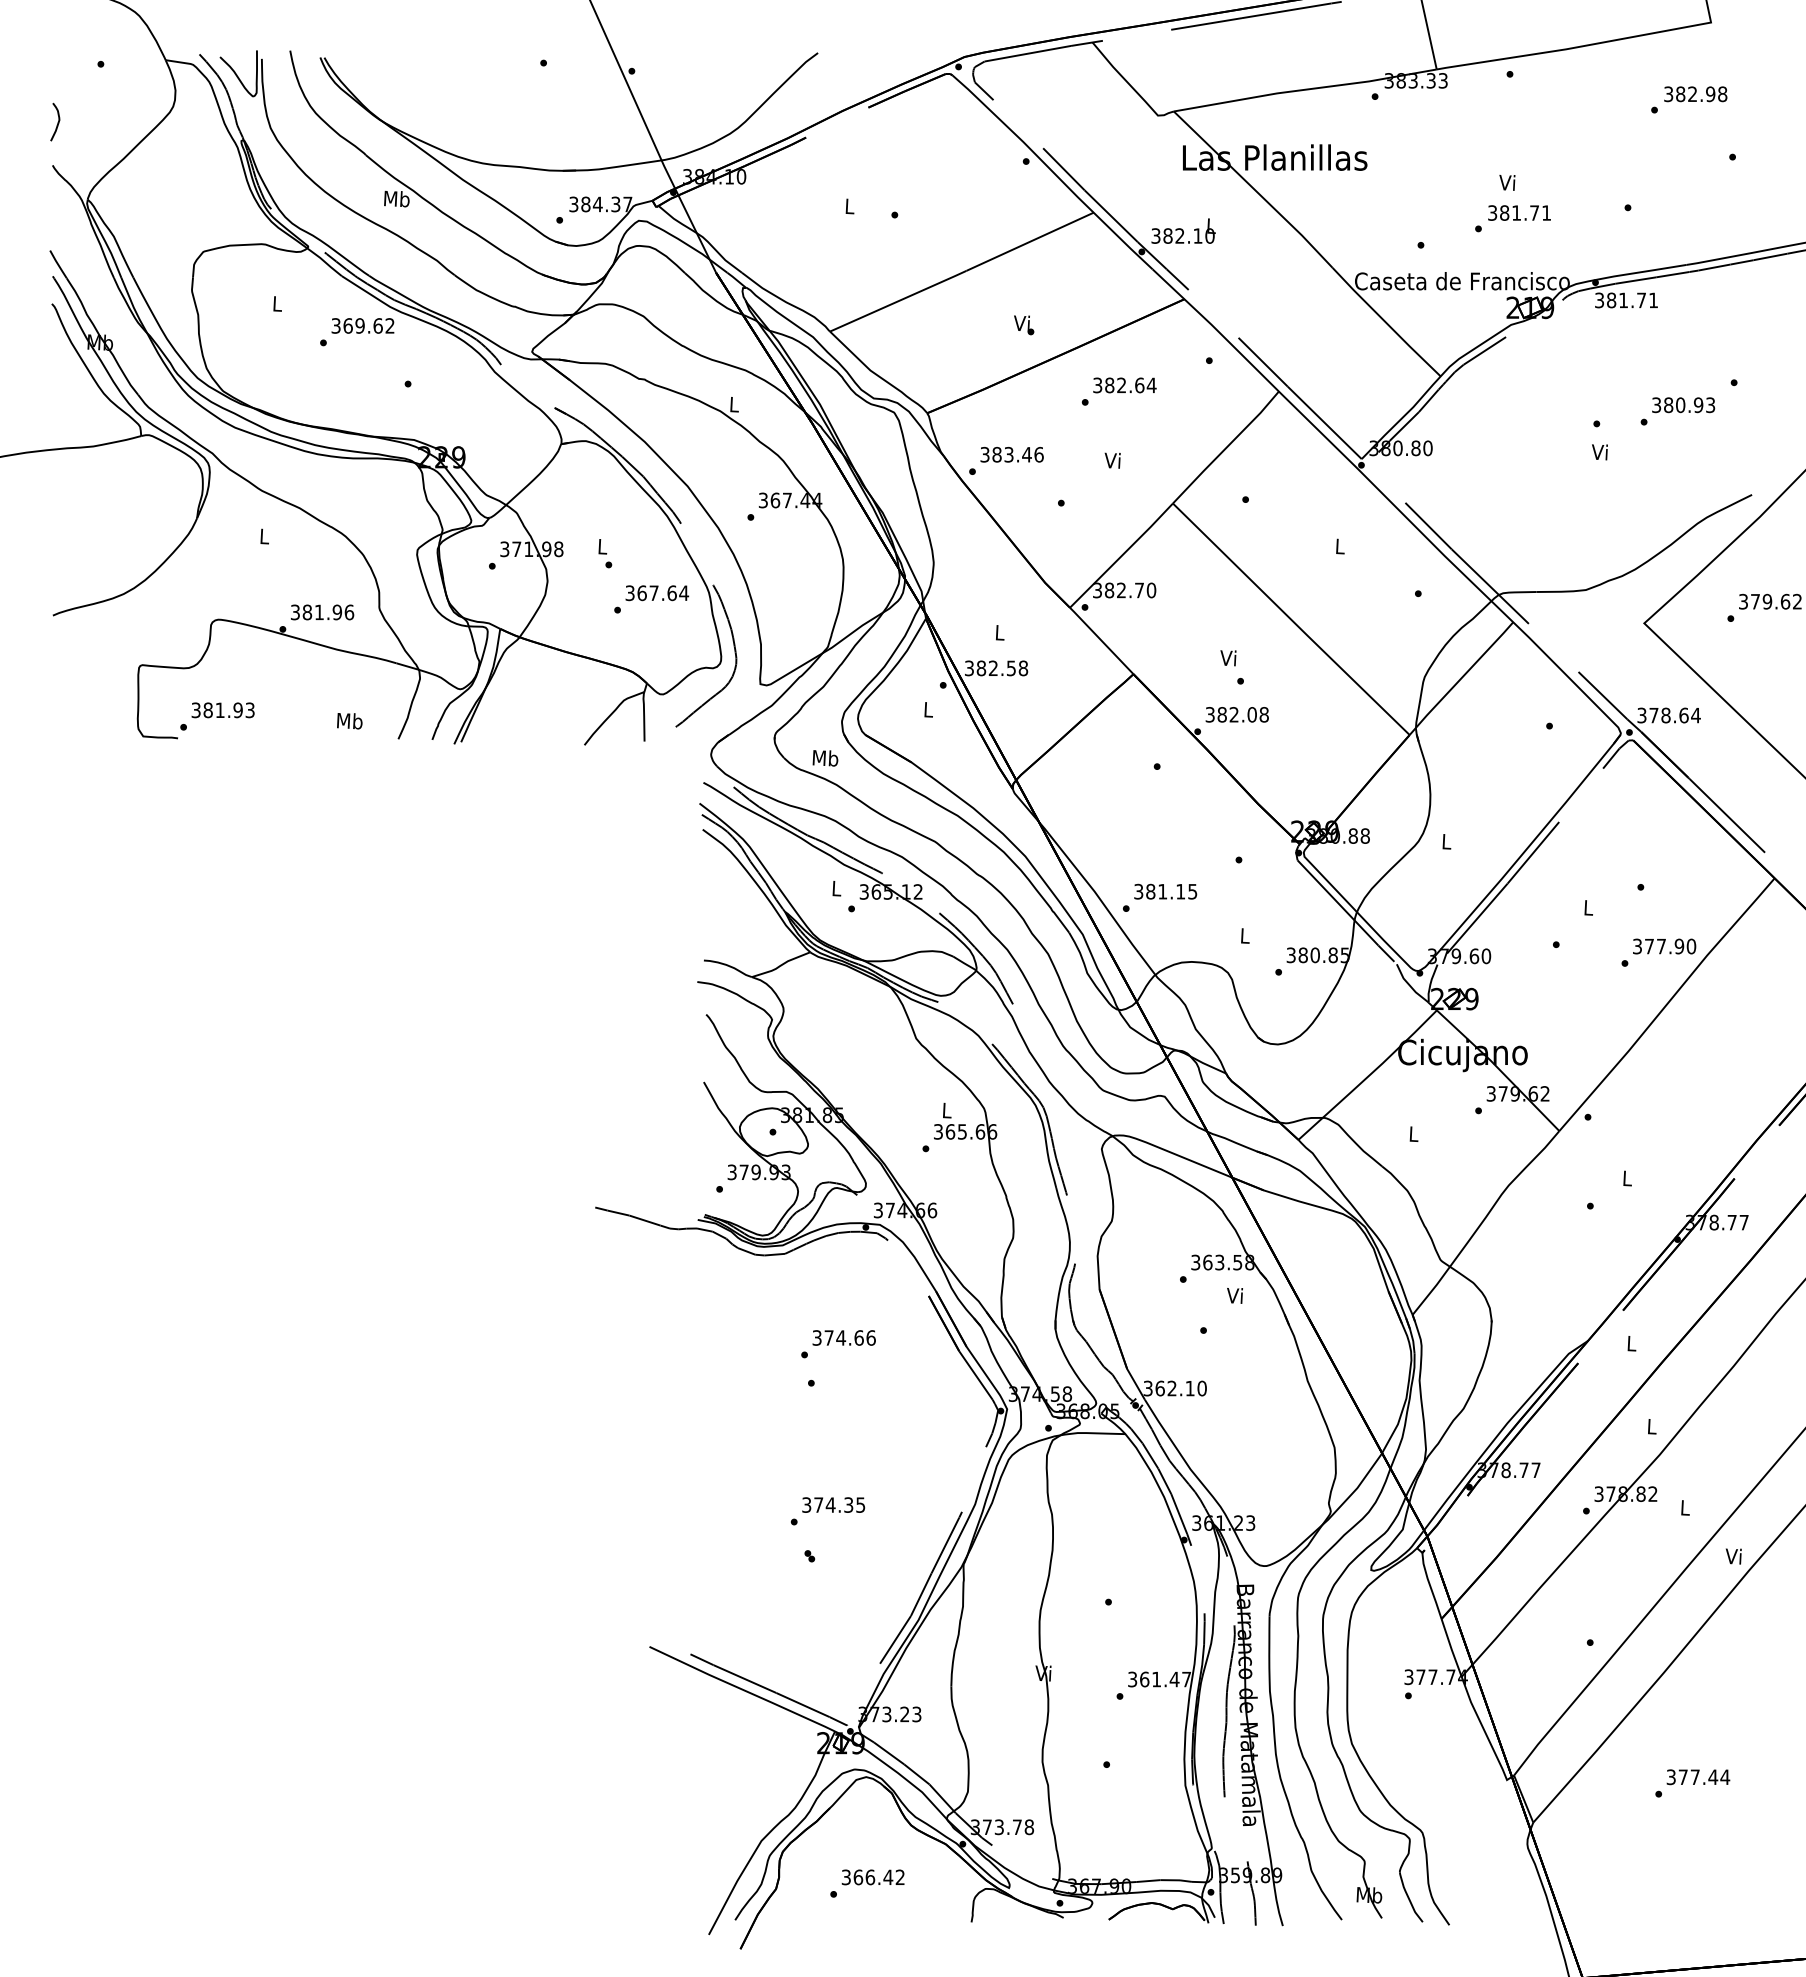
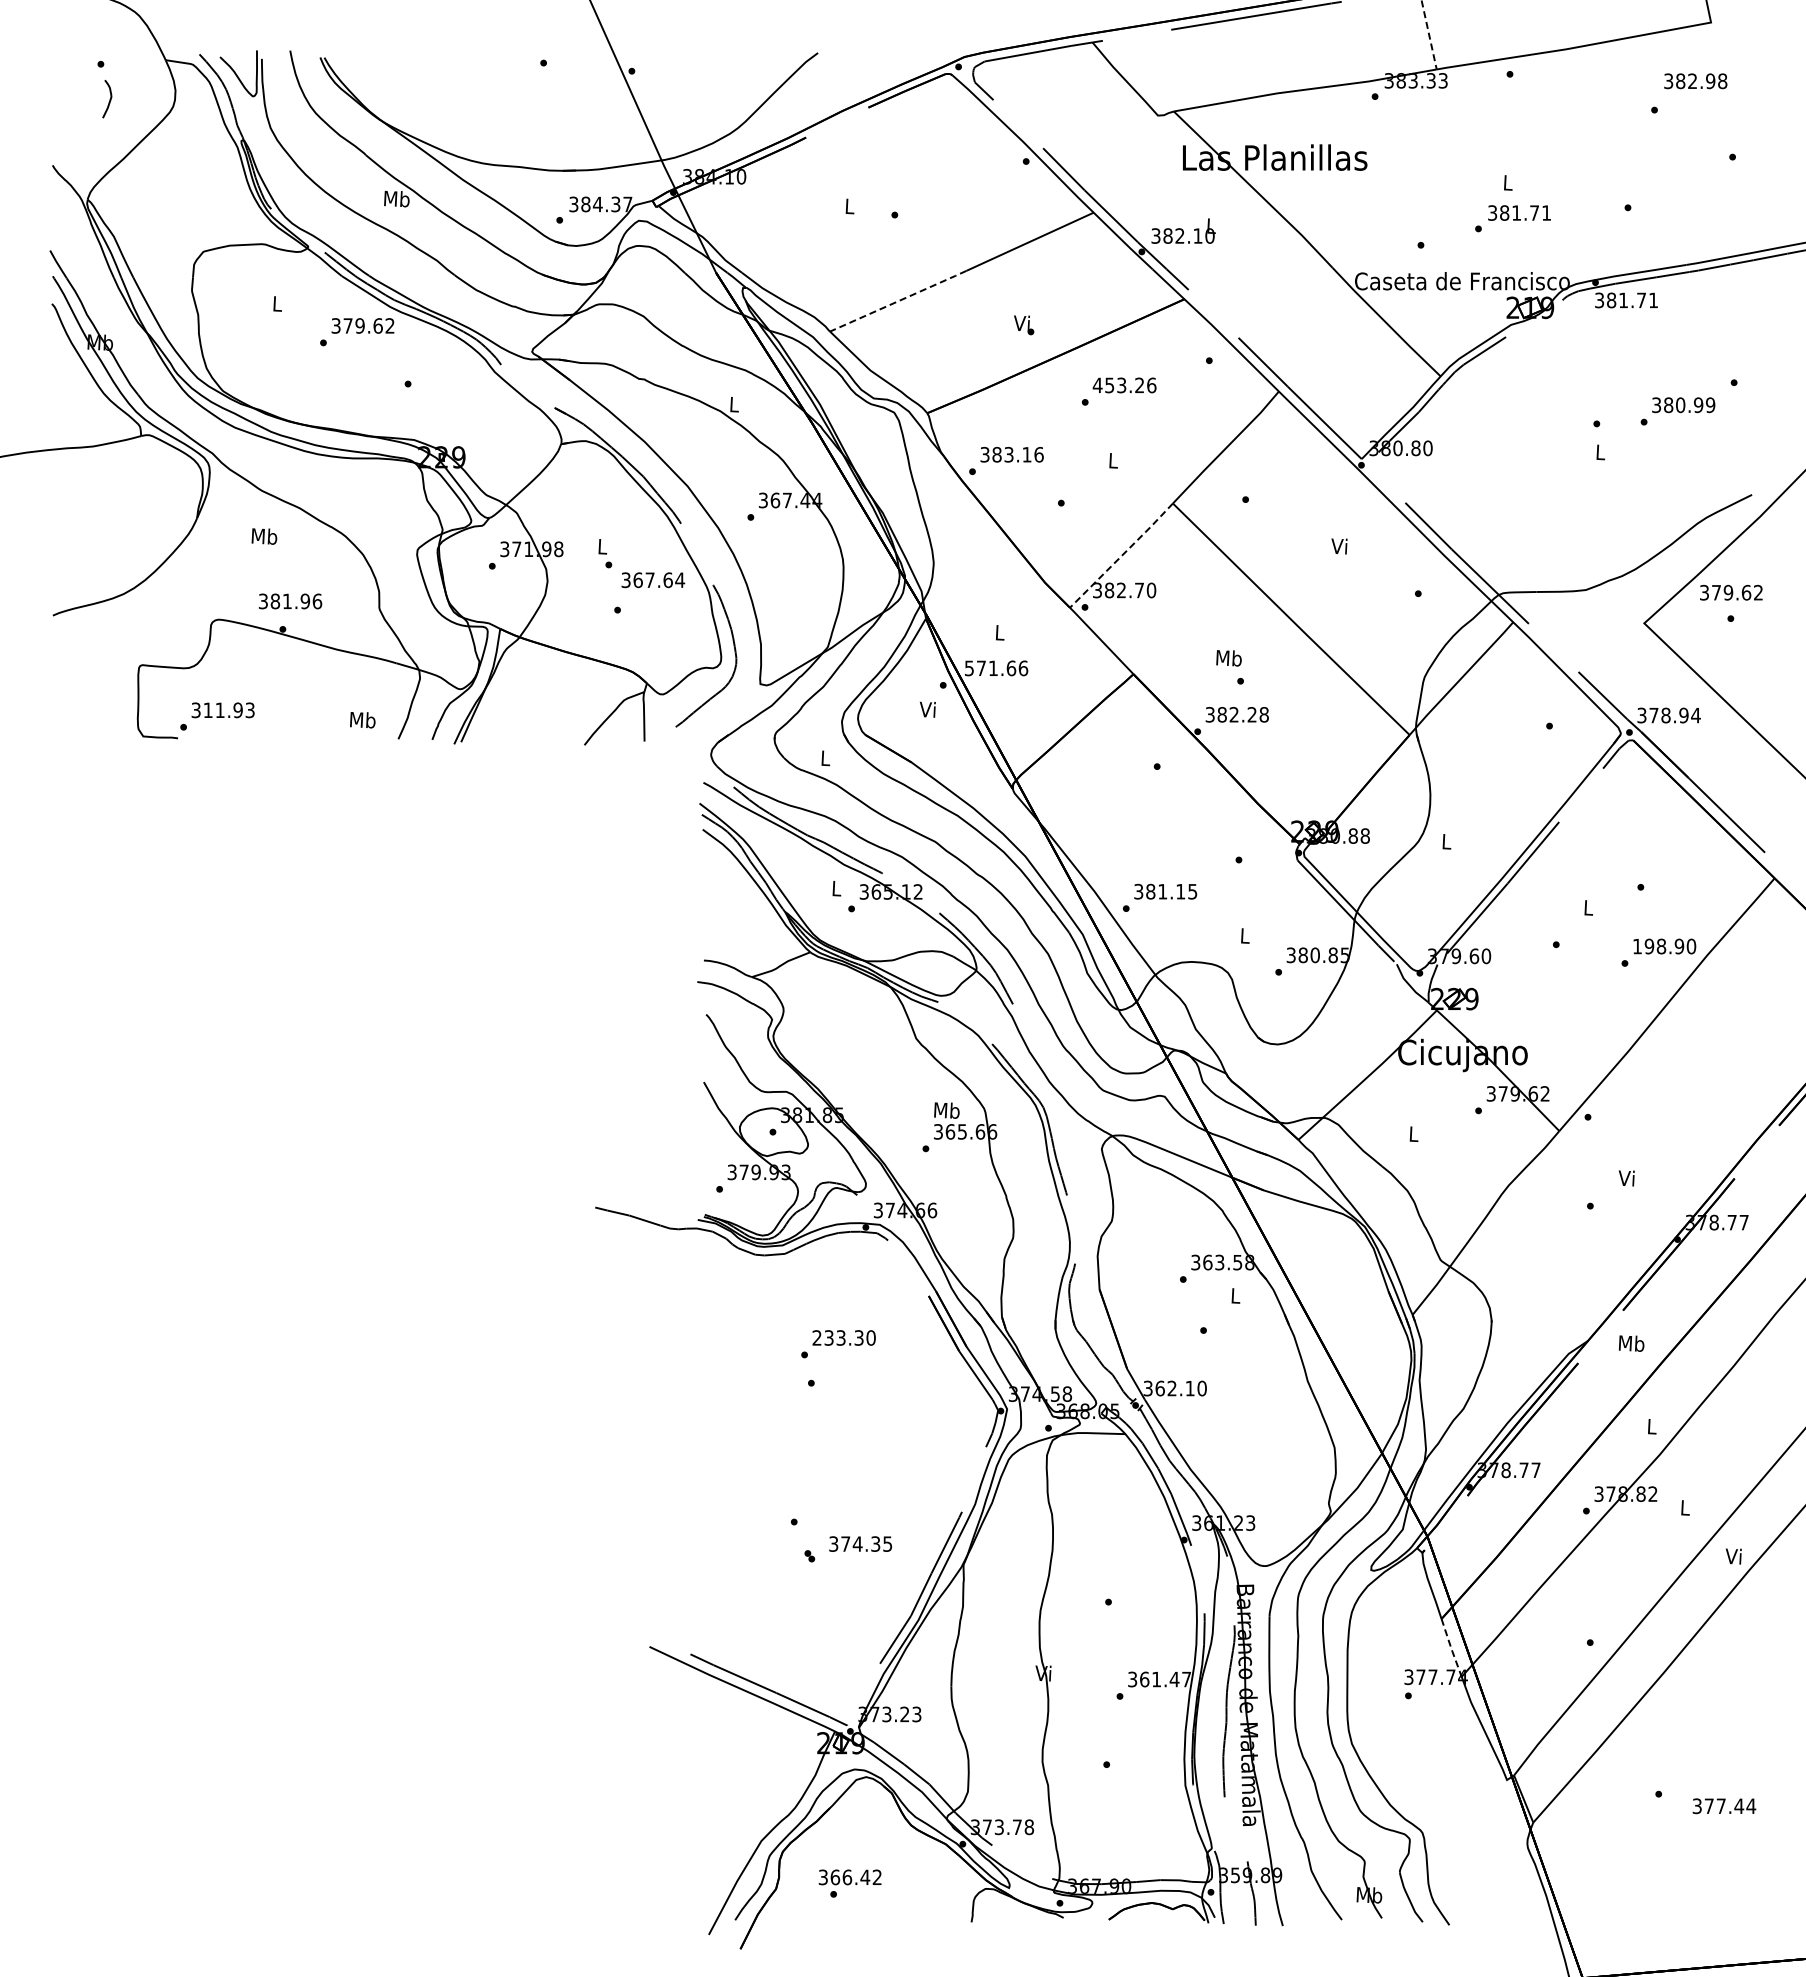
line: solid -> dashed (1429, 35)
text position: (1695, 94) -> (1695, 81) (1695, 81)
curve position: (57, 122) -> (109, 99) (109, 99)
text: Vi -> L (1507, 182)
line: solid -> dashed (898, 301)
text: 369.62 -> 379.62 (347, 325)
text: 382.64 -> 453.26 (1124, 385)
text: 380.93 -> 380.99 (1710, 404)
text: Vi -> L (1599, 452)
text: 383.46 -> 383.16 (1026, 454)
text: Vi -> L (1112, 460)
text: L -> Mb (264, 536)
text: L -> Vi (1339, 546)
line: solid -> dashed (1121, 555)
text position: (657, 593) -> (653, 580) (653, 580)
text position: (1770, 601) -> (1731, 592) (1731, 592)
text position: (322, 612) -> (290, 601) (290, 601)
text: Vi -> Mb (1228, 658)
text: 382.58 -> 571.66 (996, 668)
text: L -> Vi (927, 709)
text: 381.93 -> 311.93 (207, 710)
text: 382.08 -> 382.28 (1251, 714)
text: 378.64 -> 378.94 (1683, 715)
text position: (349, 721) -> (362, 720) (362, 720)
text: Mb -> L (825, 758)
text: 377.90 -> 198.90 (1649, 946)
text: L -> Mb (946, 1110)
text: L -> Vi (1626, 1178)
text: Vi -> L (1235, 1295)
text: 374.66 -> 233.30 (843, 1337)
text: L -> Mb (1631, 1343)
text position: (833, 1504) -> (860, 1543) (860, 1543)
line: solid -> dashed (1451, 1648)
text position: (1698, 1777) -> (1724, 1806) (1724, 1806)
text position: (872, 1877) -> (849, 1877) (849, 1877)
